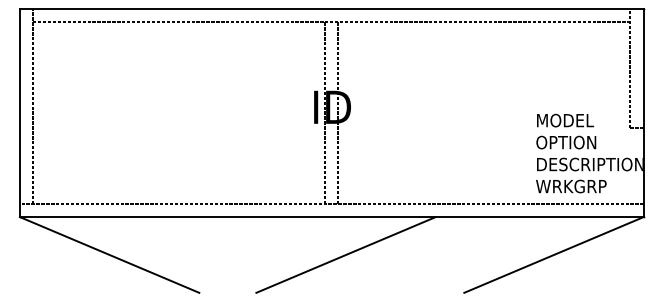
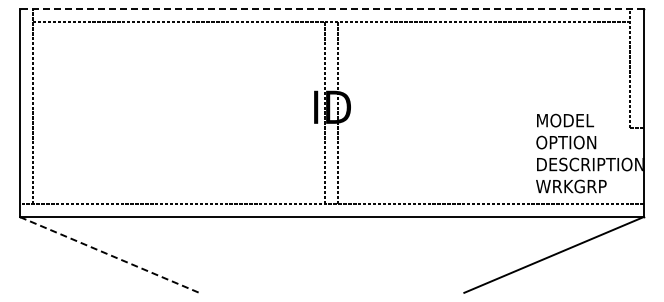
line: solid -> dashed (331, 9)
line: present -> none (345, 254)
line: solid -> dashed (110, 255)
